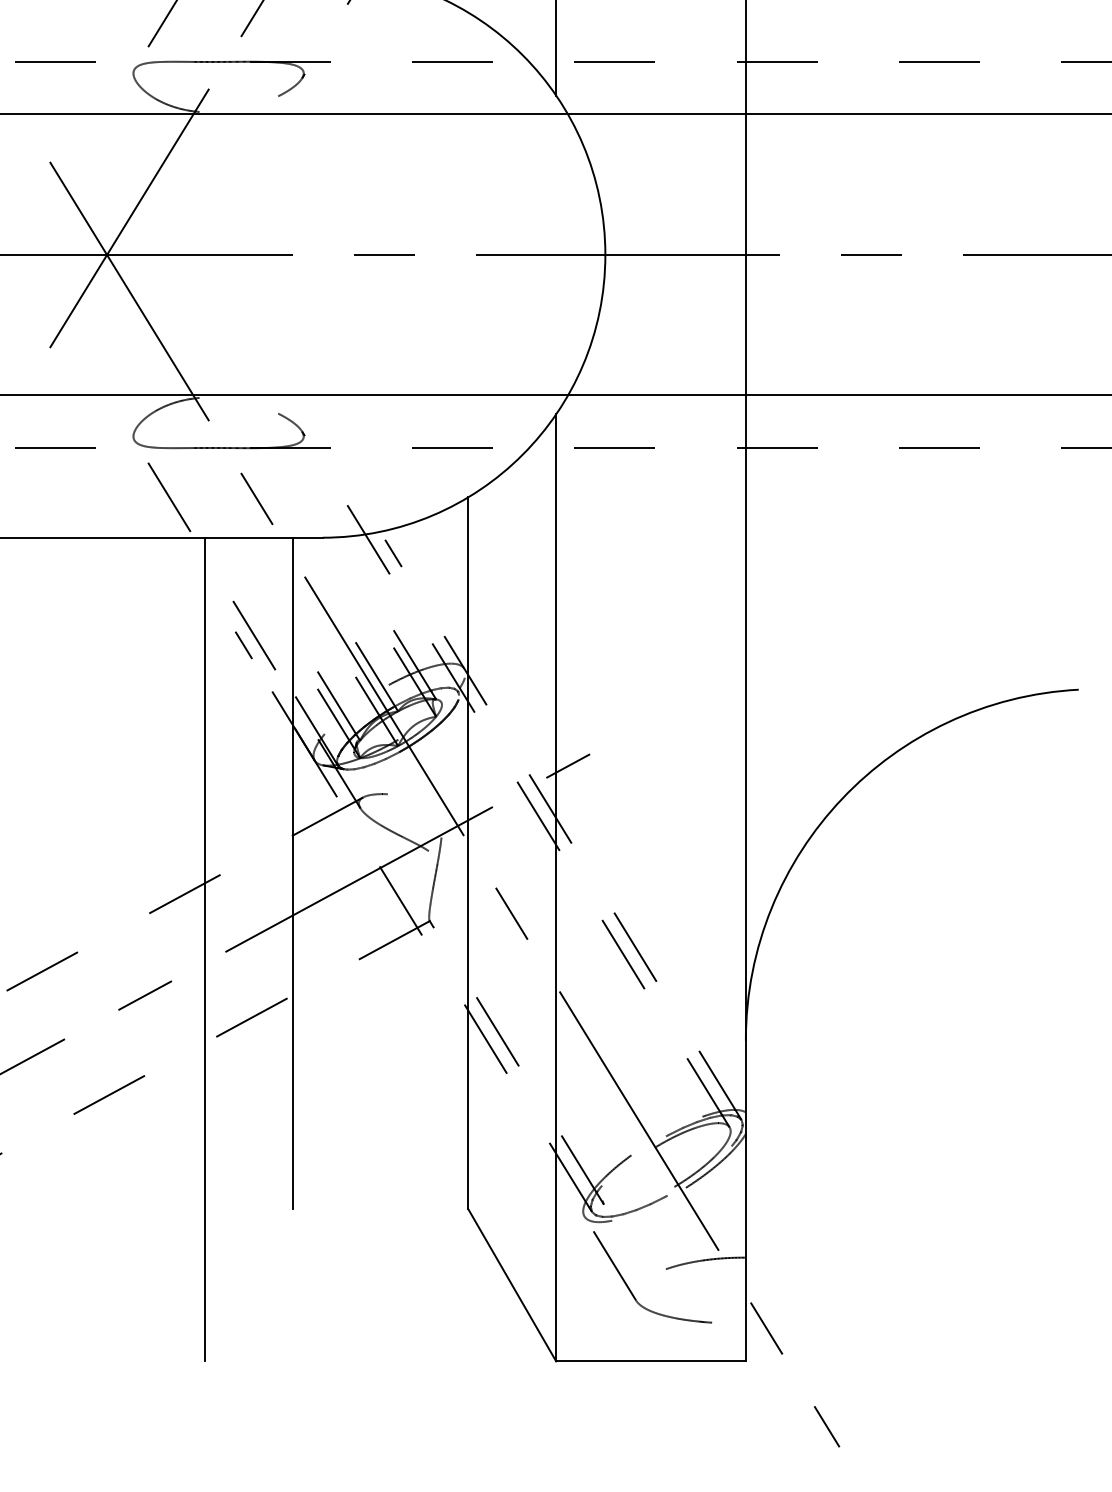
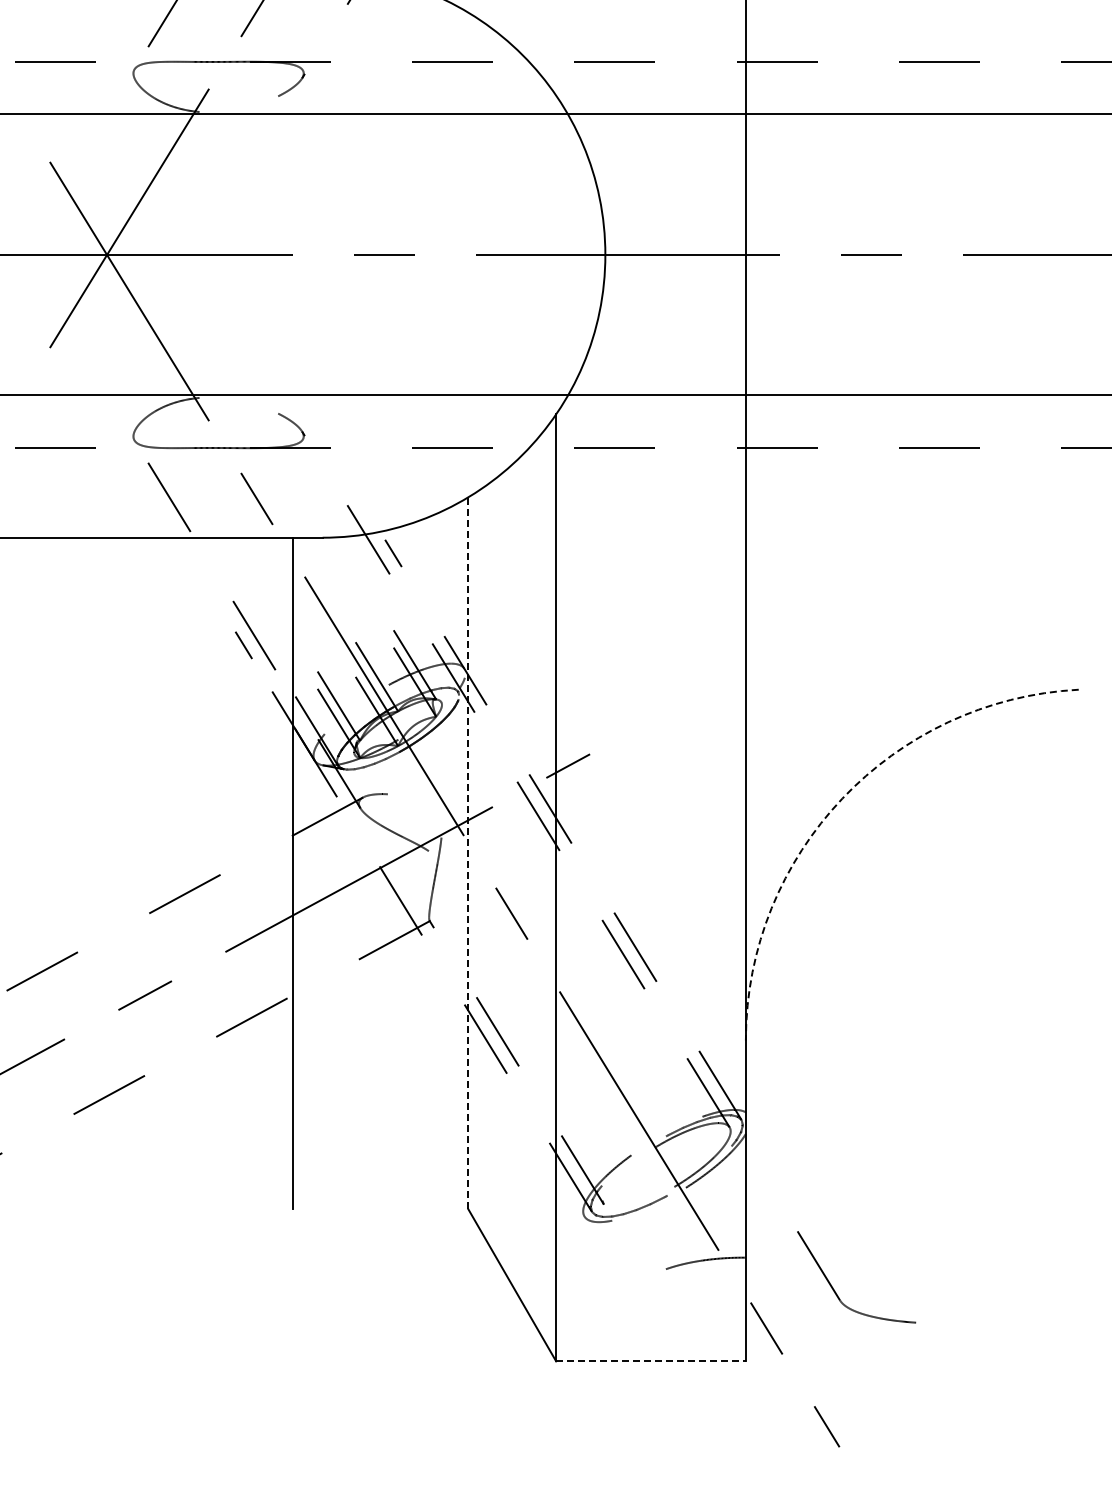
line: present -> none (556, 48)
arc: solid -> dashed (842, 798)
line: solid -> dashed (468, 852)
line: present -> none (204, 949)
part position: (631, 1290) -> (835, 1290) (835, 1290)
line: solid -> dashed (651, 1361)
